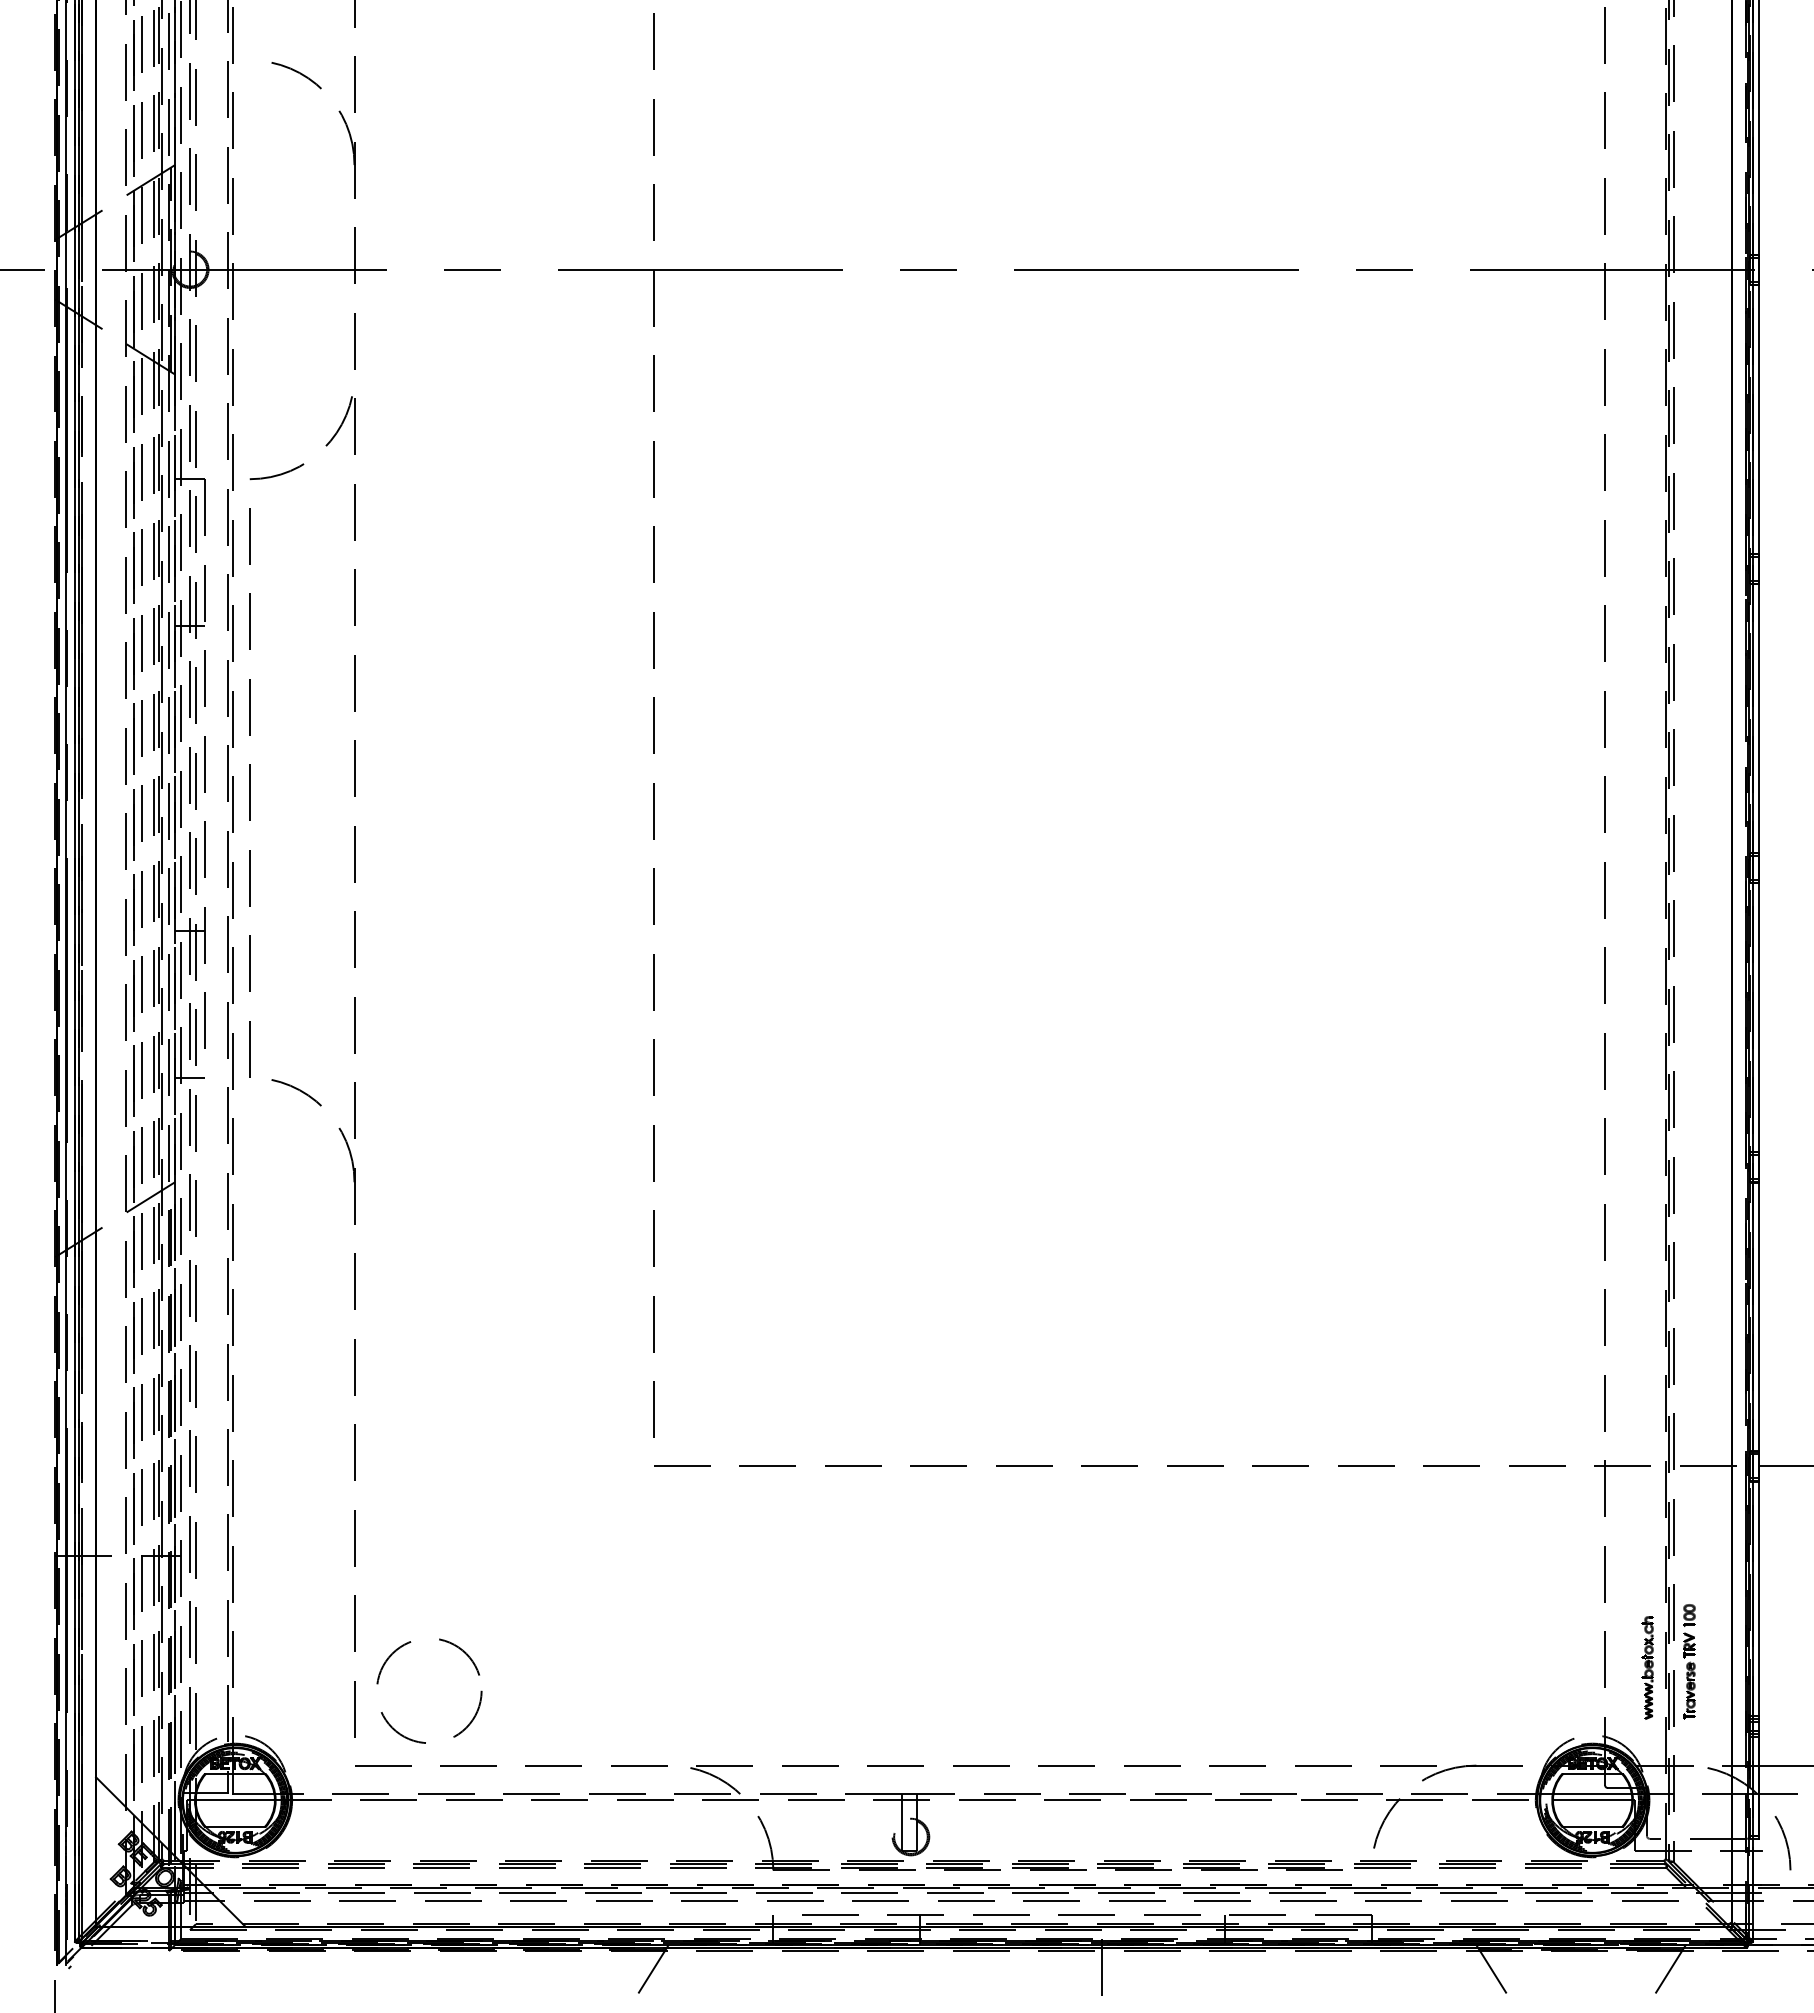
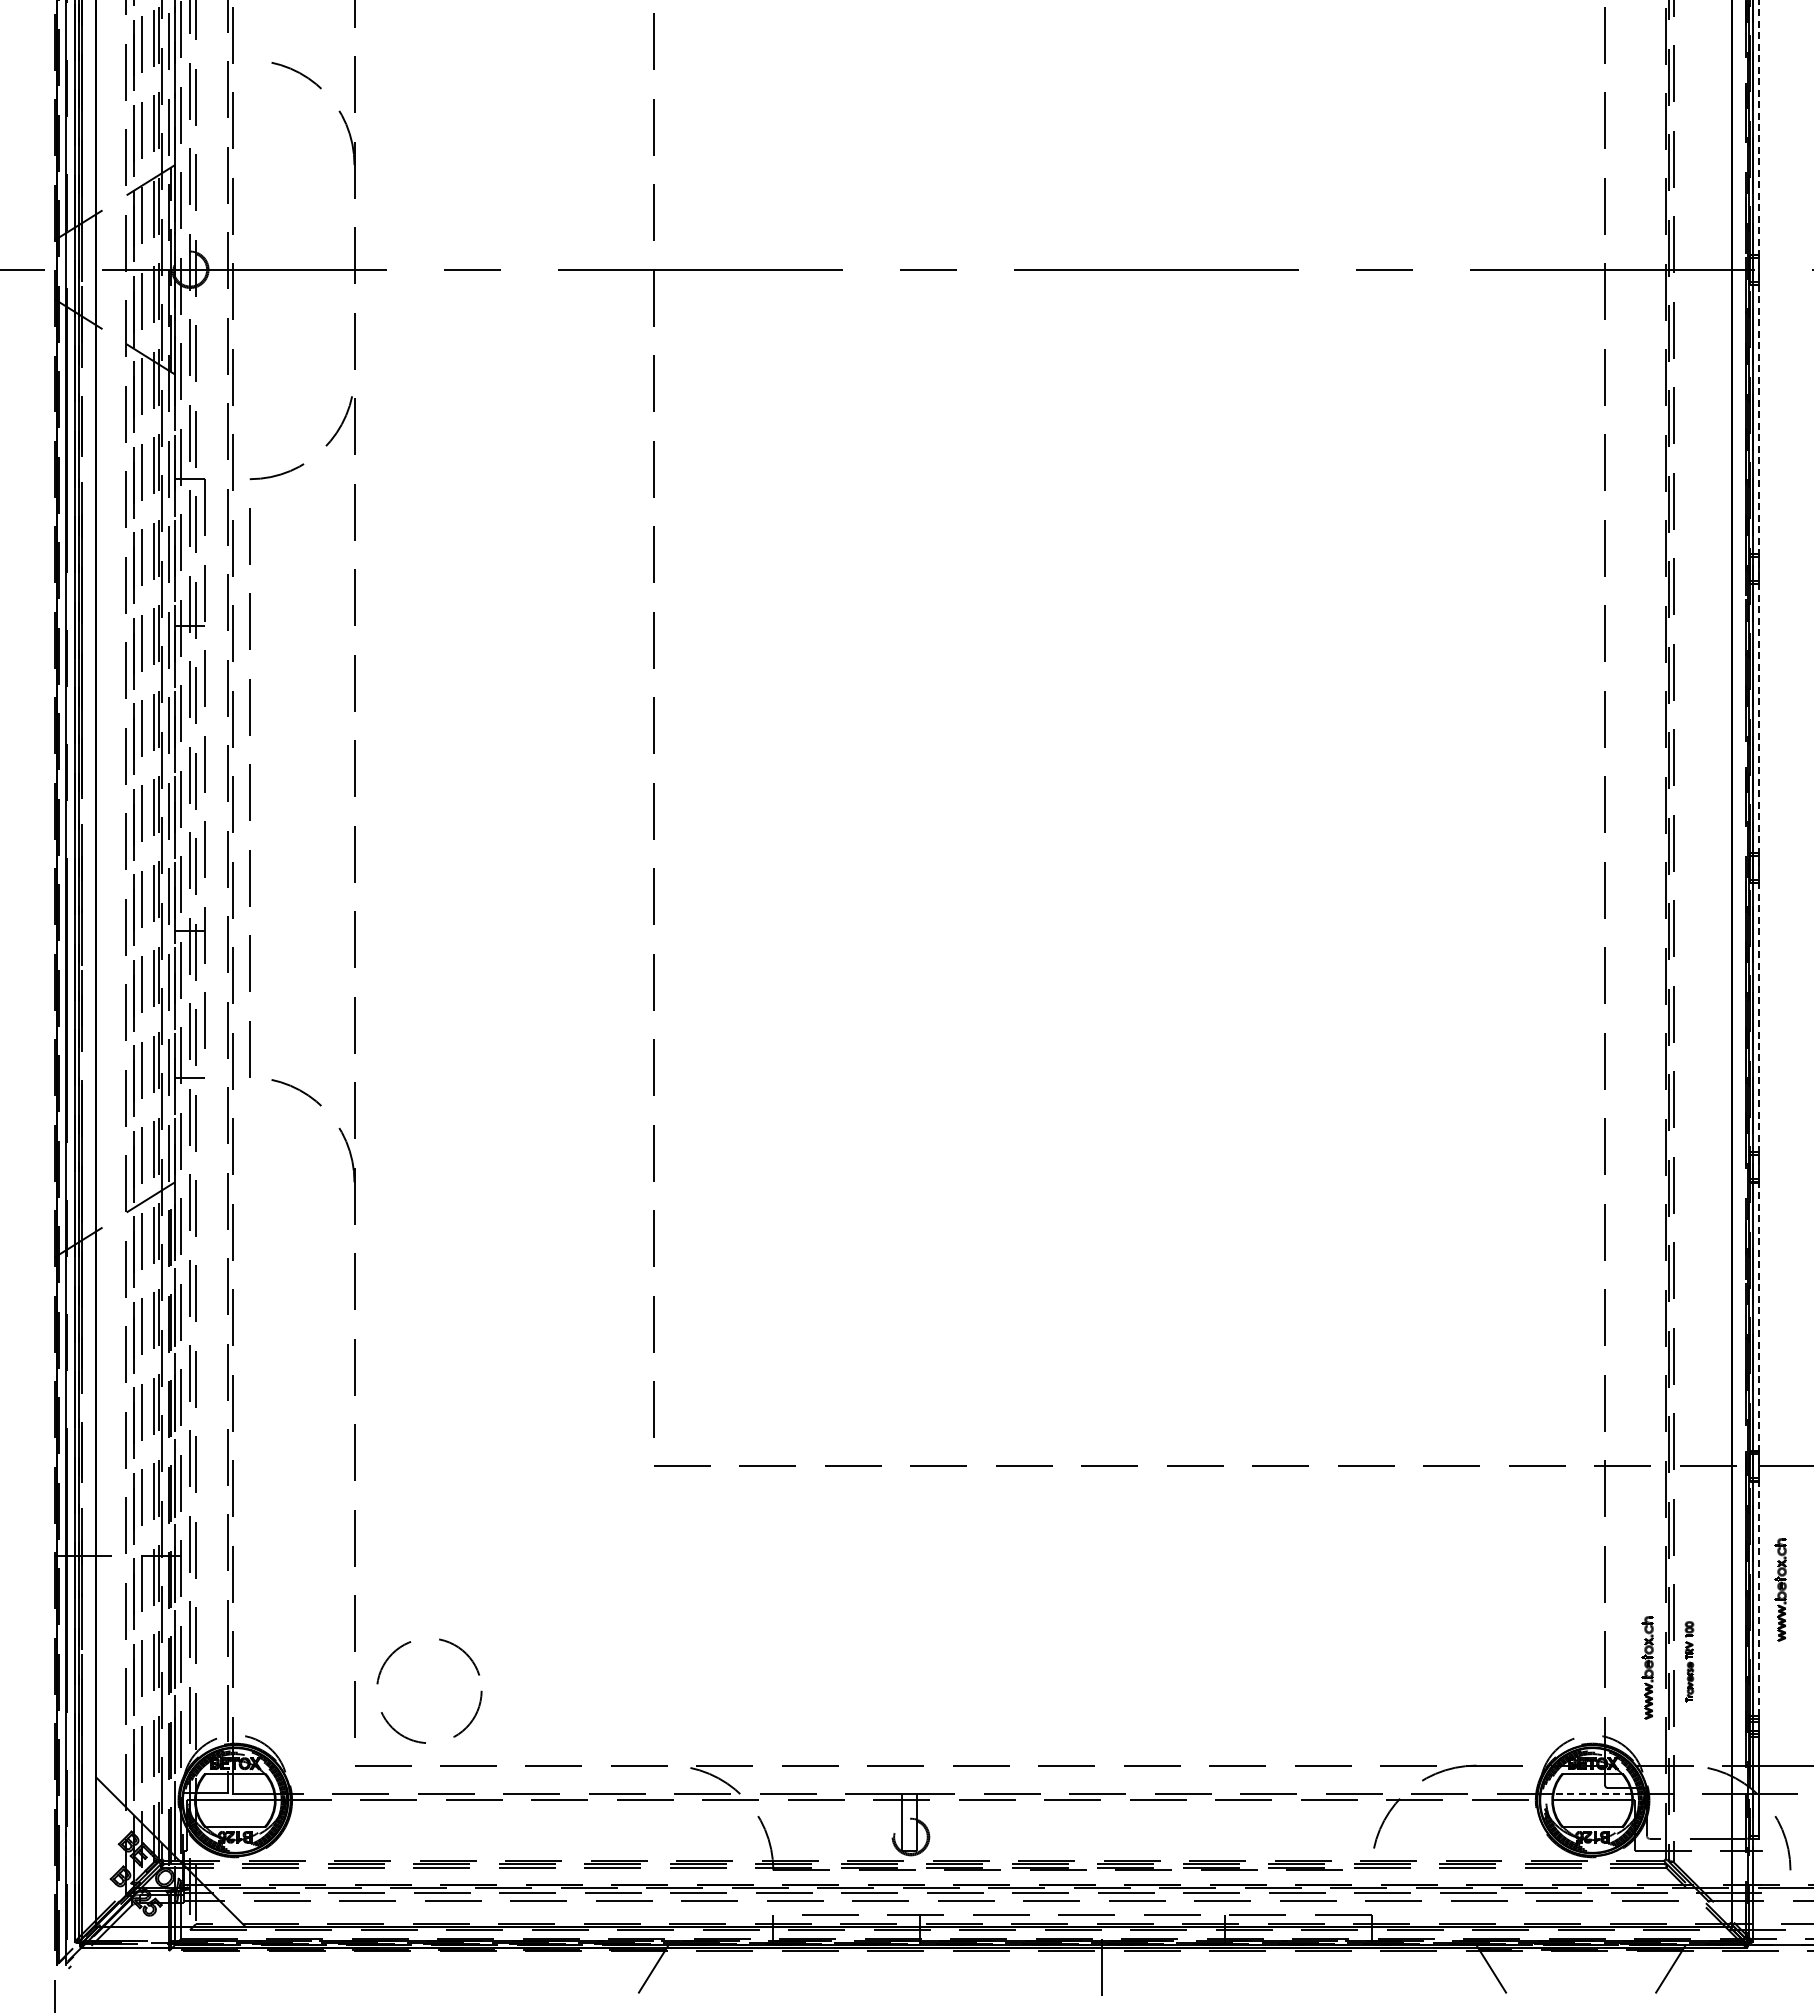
line: solid -> dashed (1759, 858)
part: none -> present (1780, 1589)
part size: 13x116 px -> 11x82 px (1689, 1661)
line: solid -> dashed (1592, 1794)
